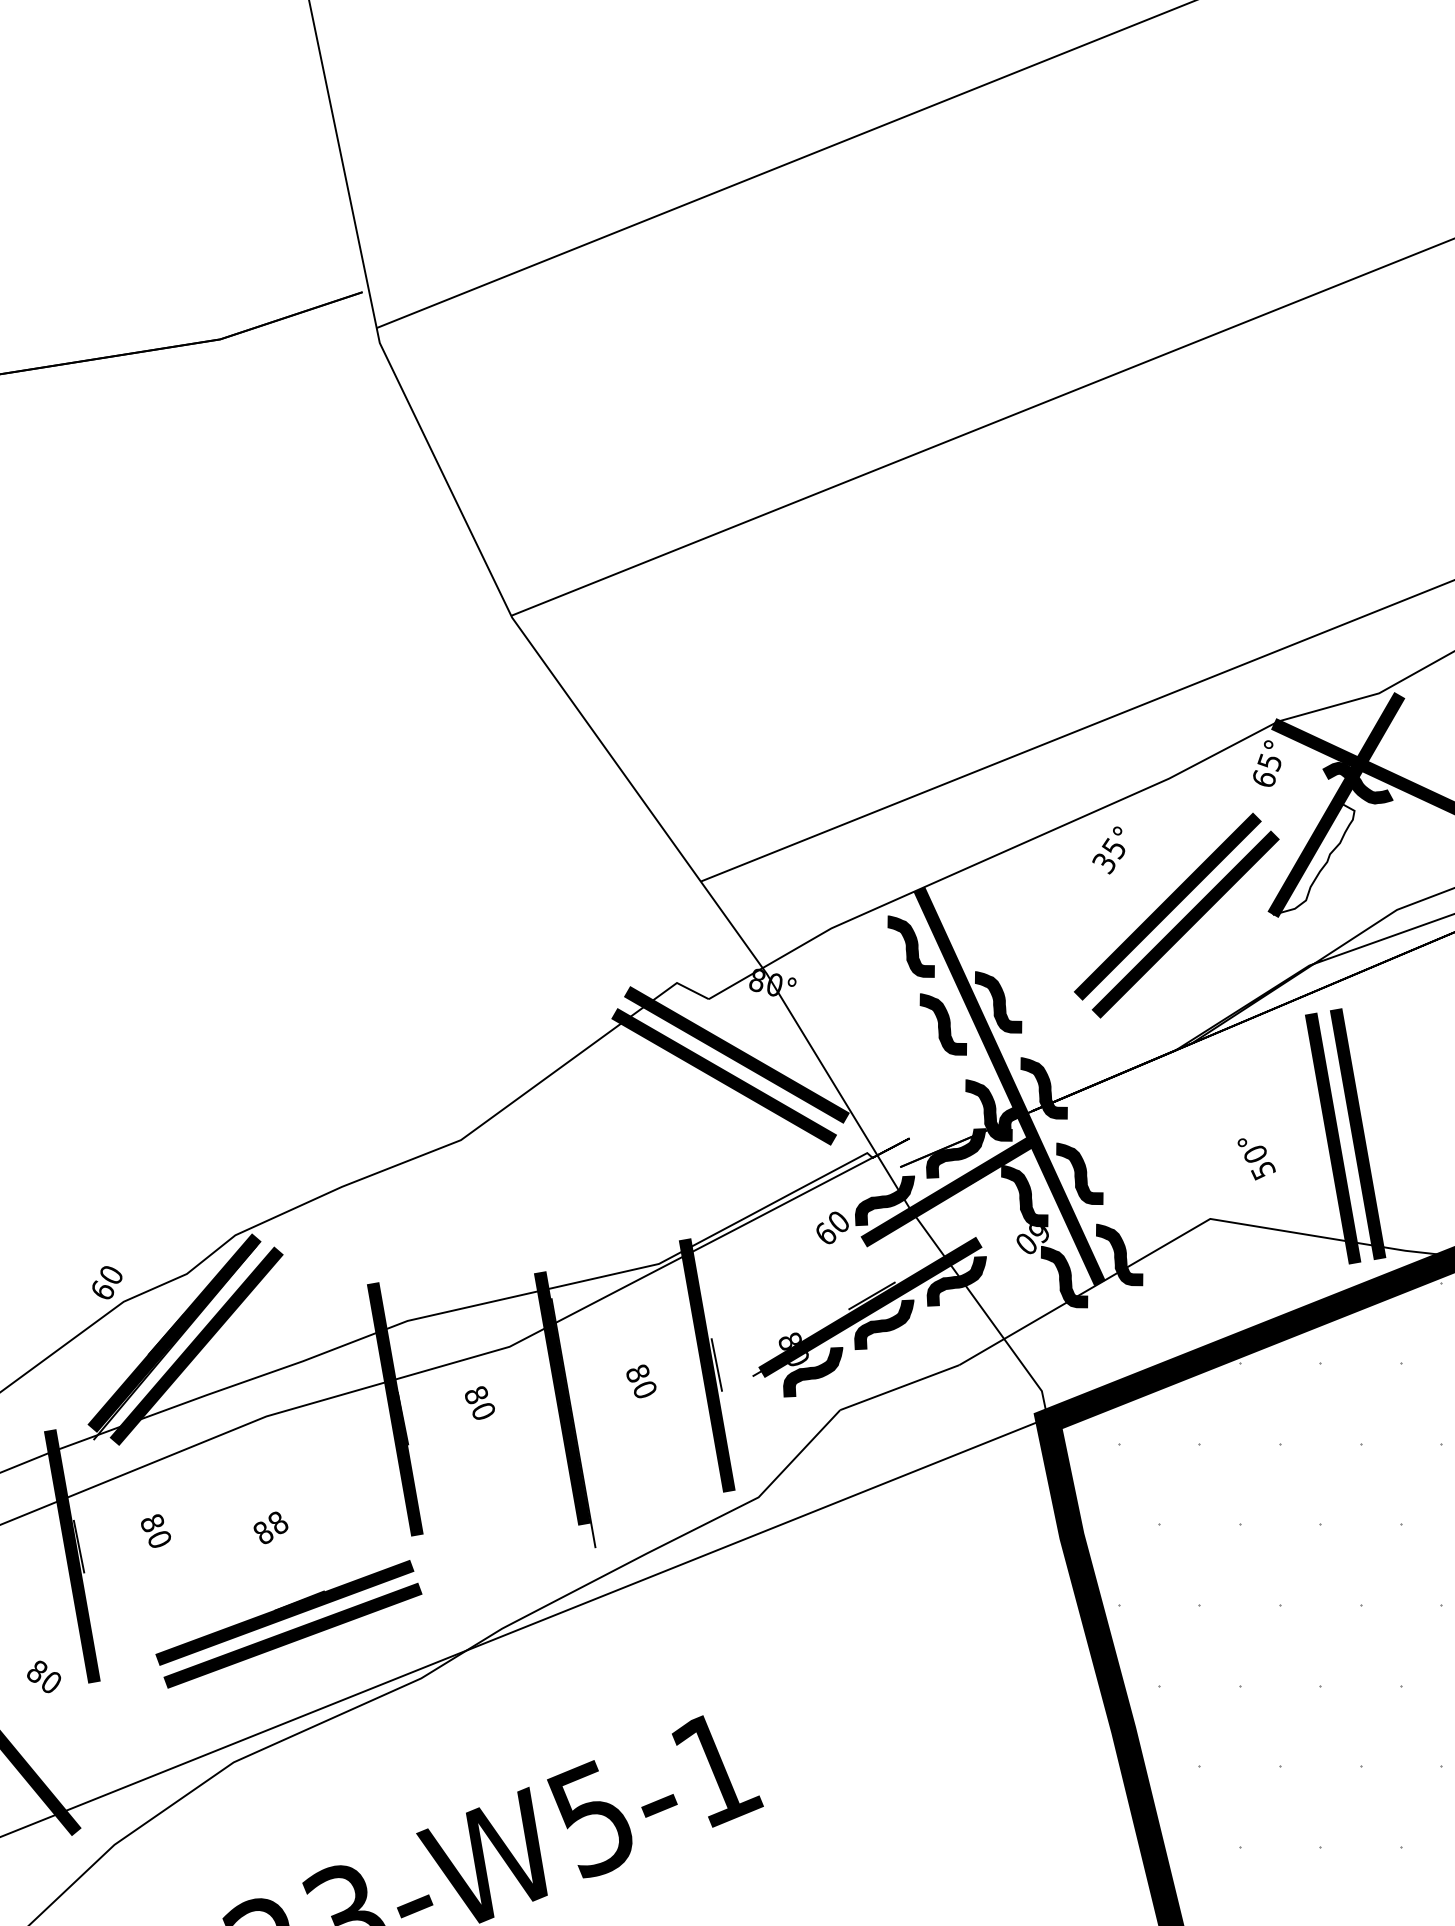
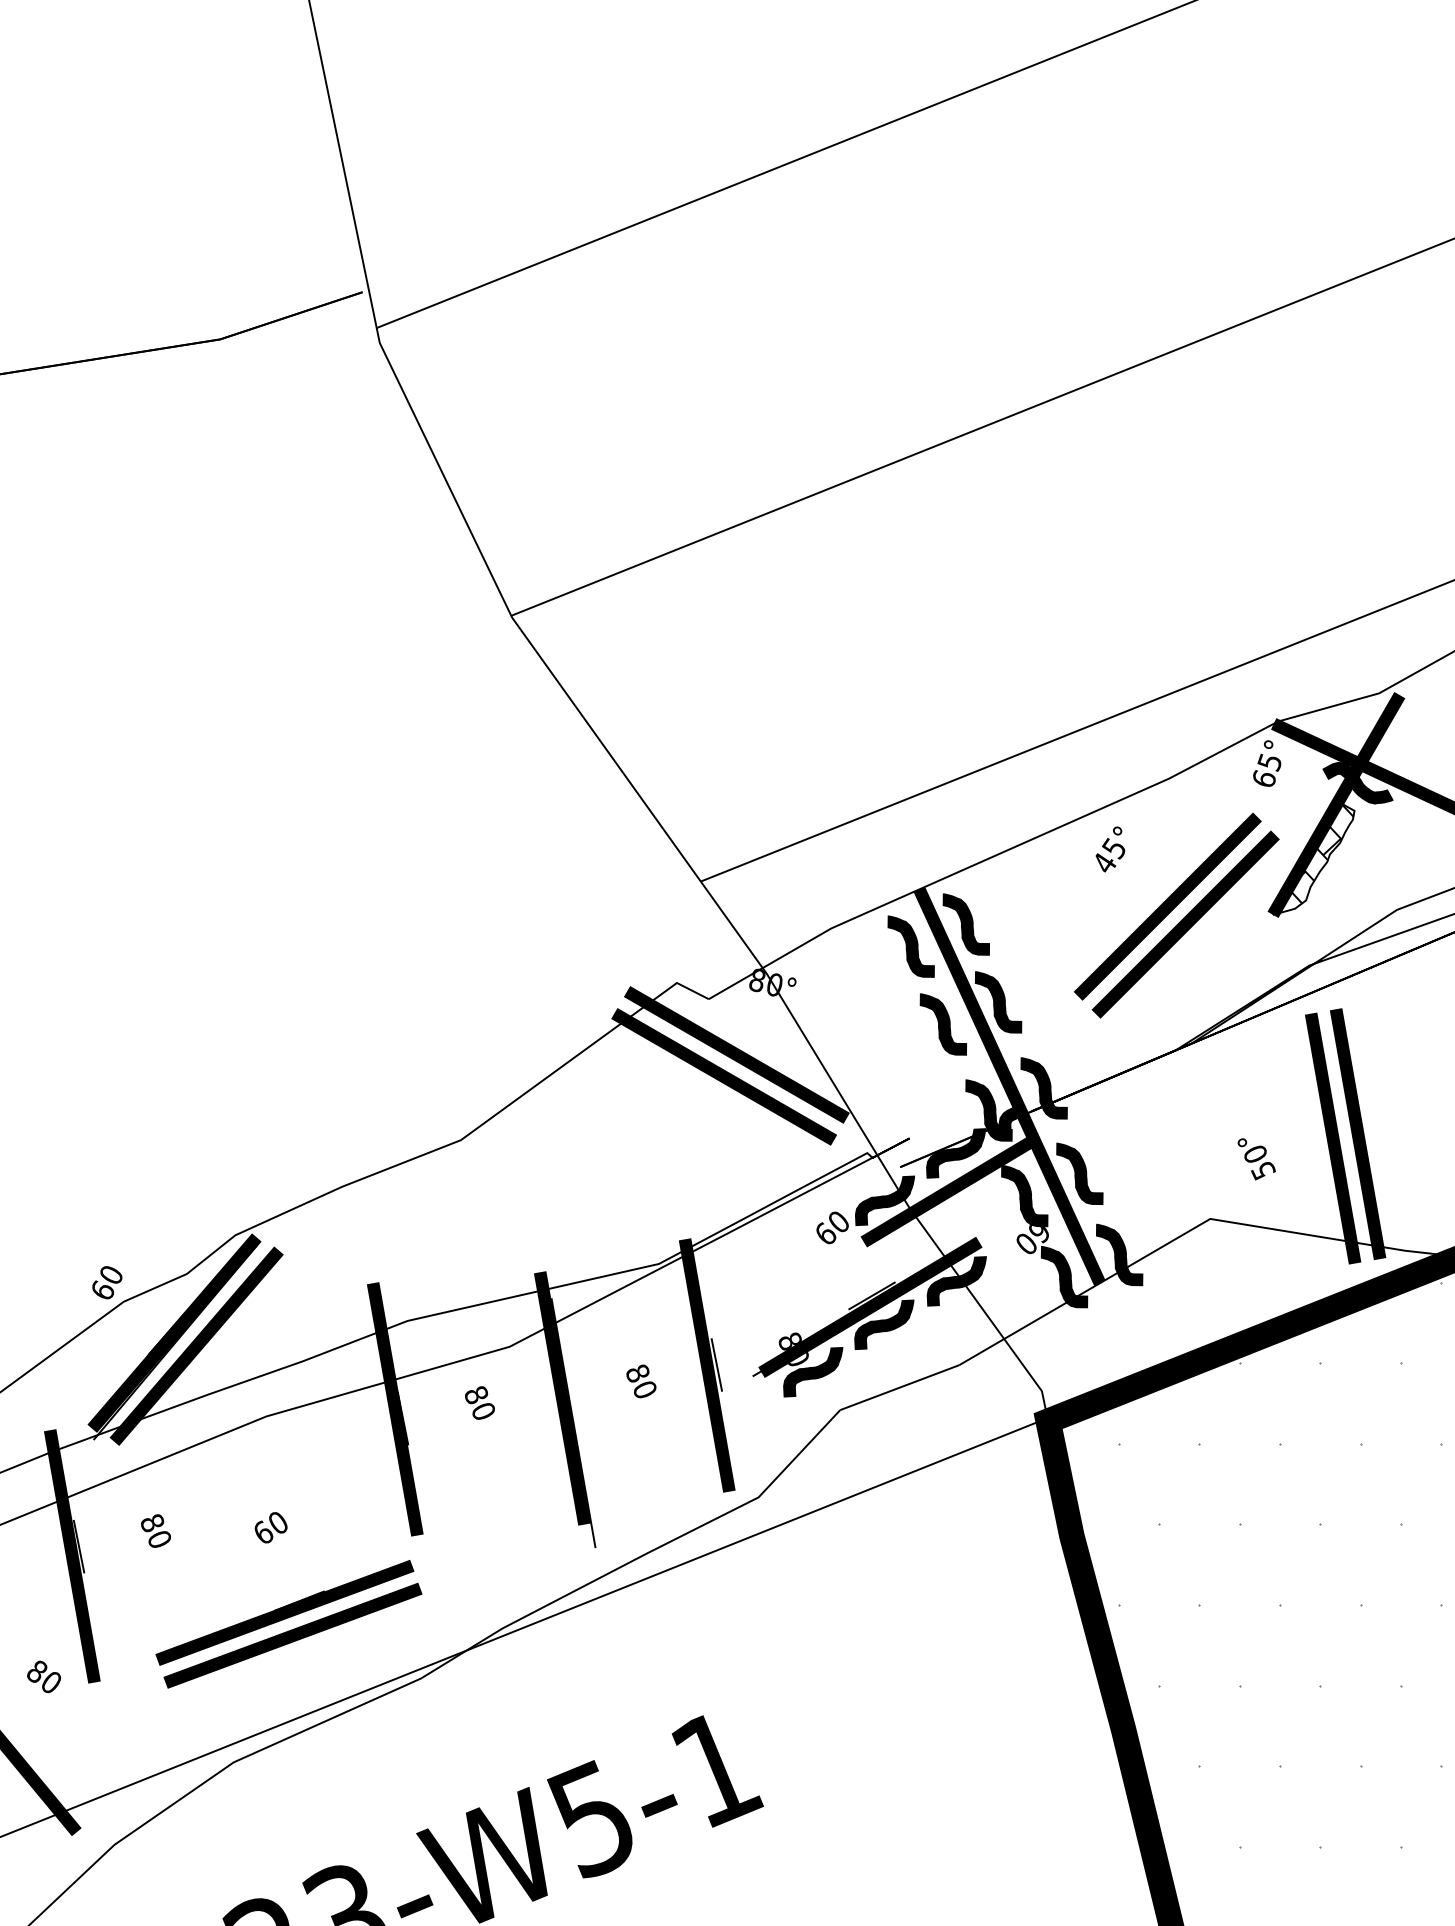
hatch: none -> present (1314, 858)
text: 35° -> 45° (1104, 863)
curve: none -> present (965, 924)
text: 88 -> 60 (270, 1527)
